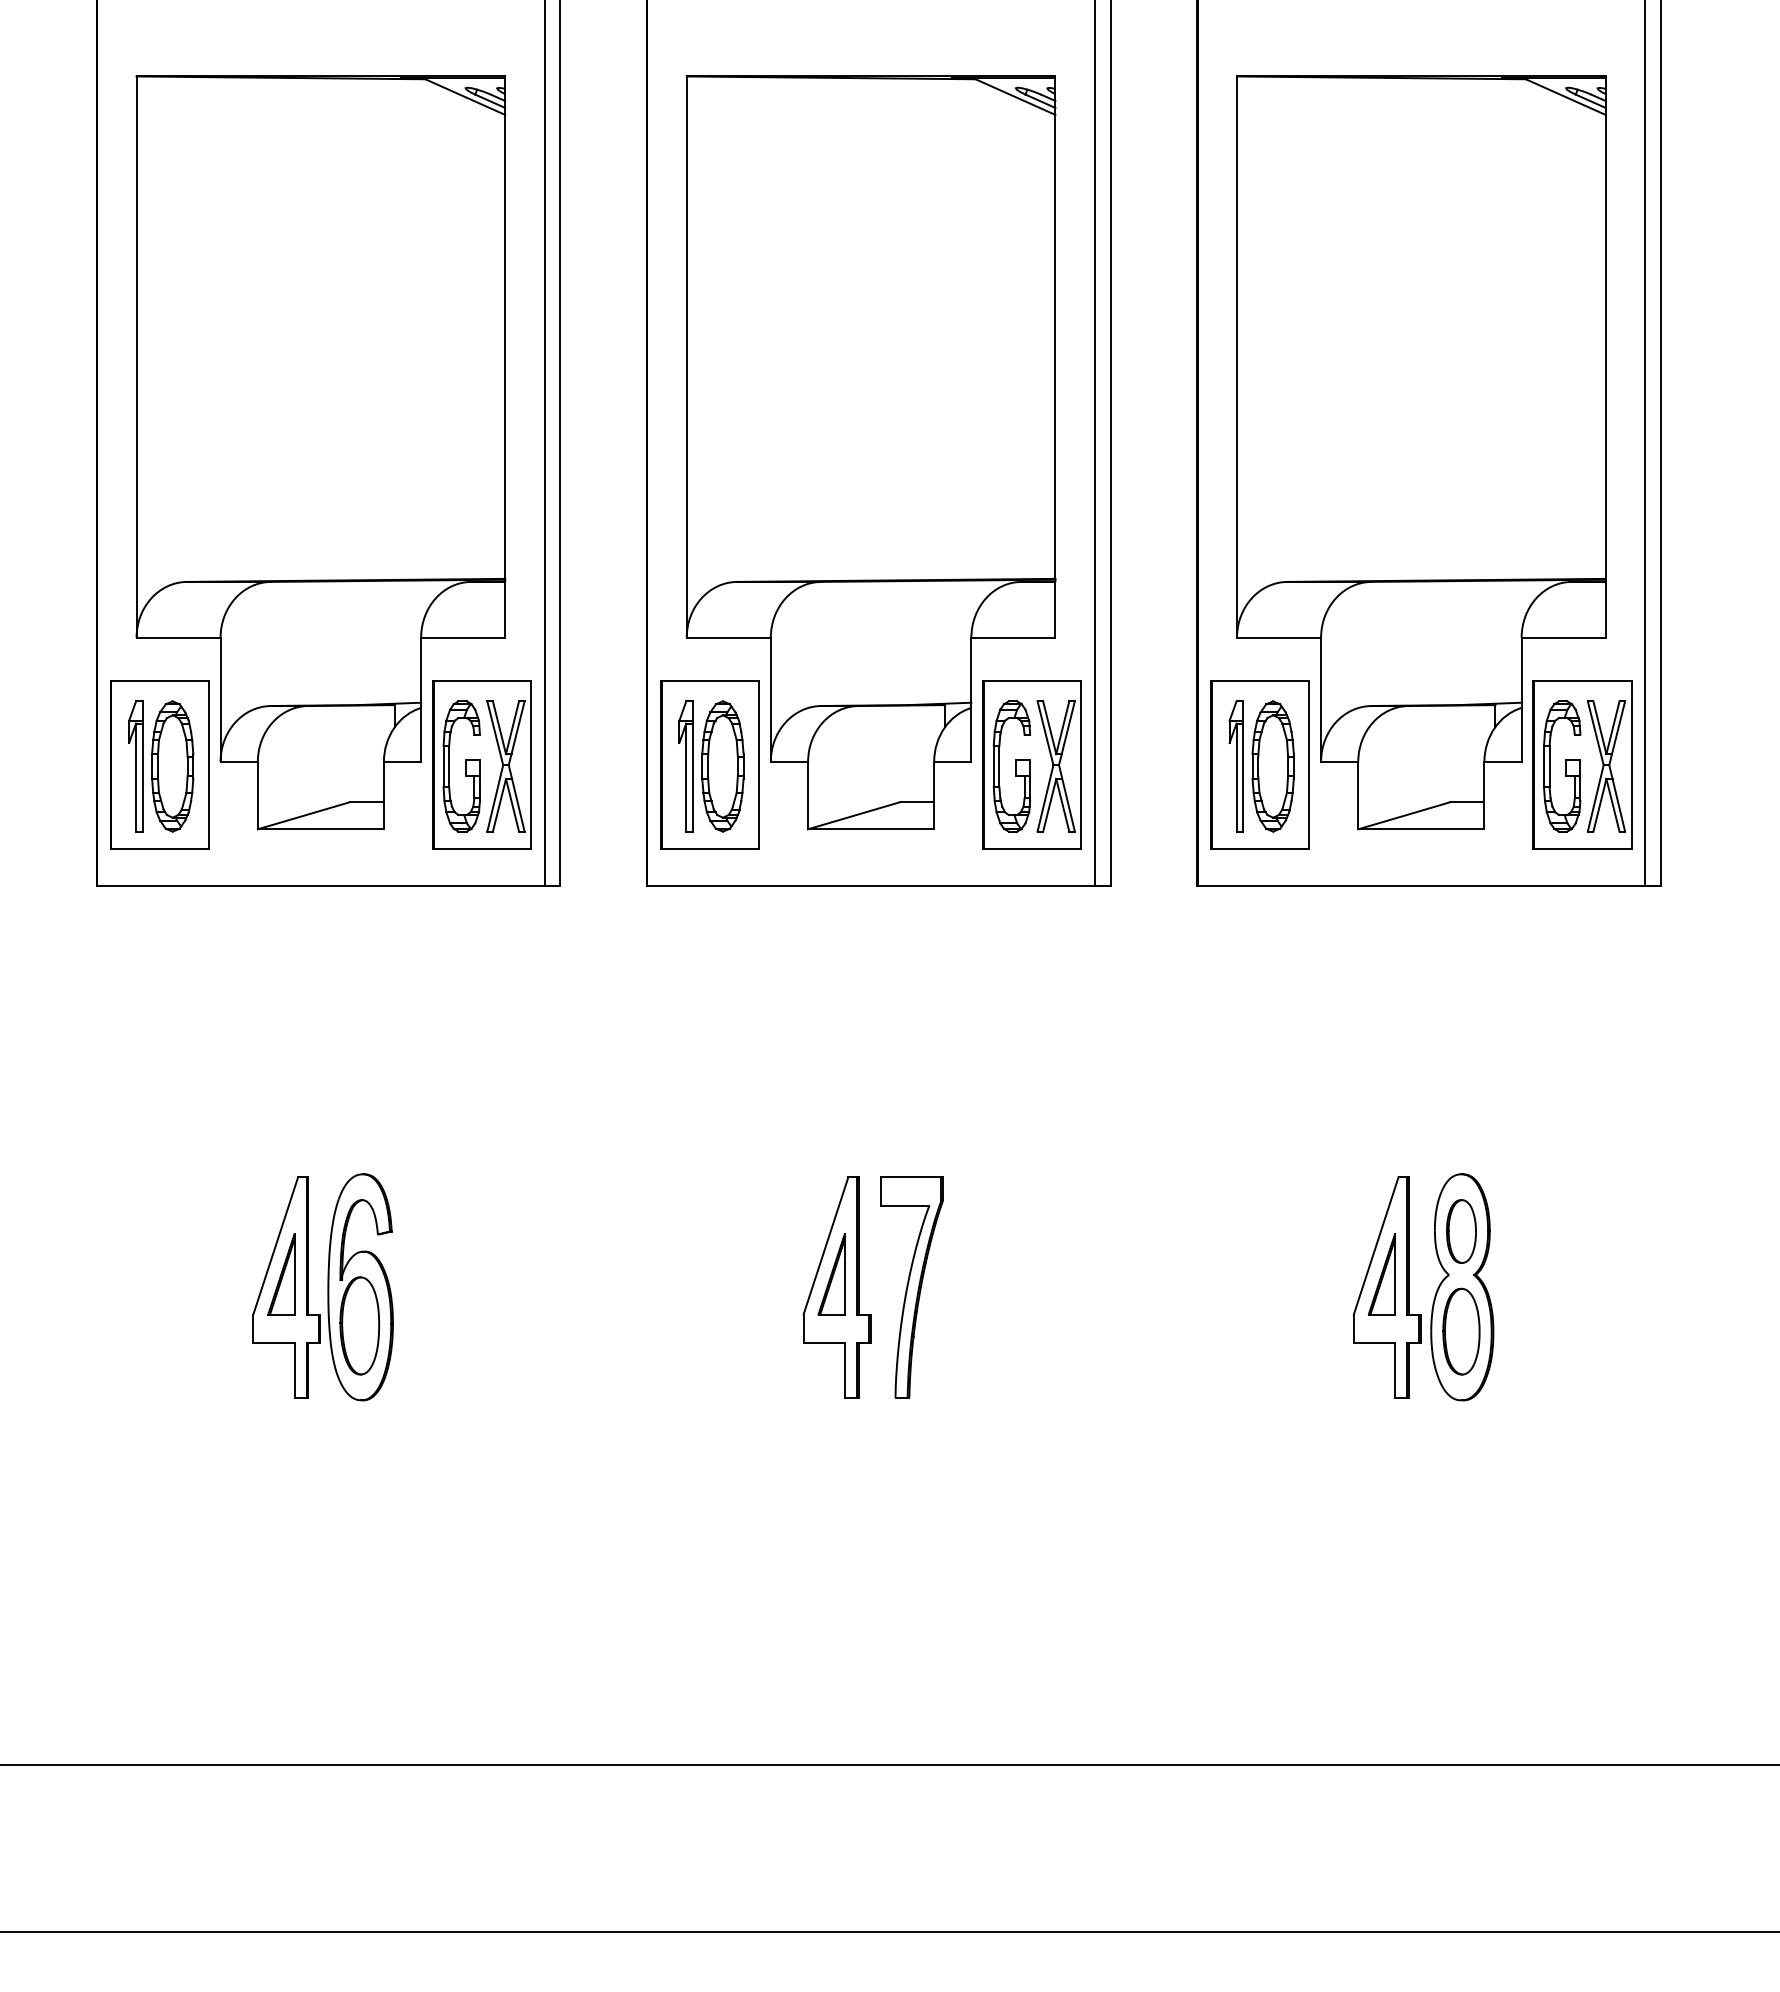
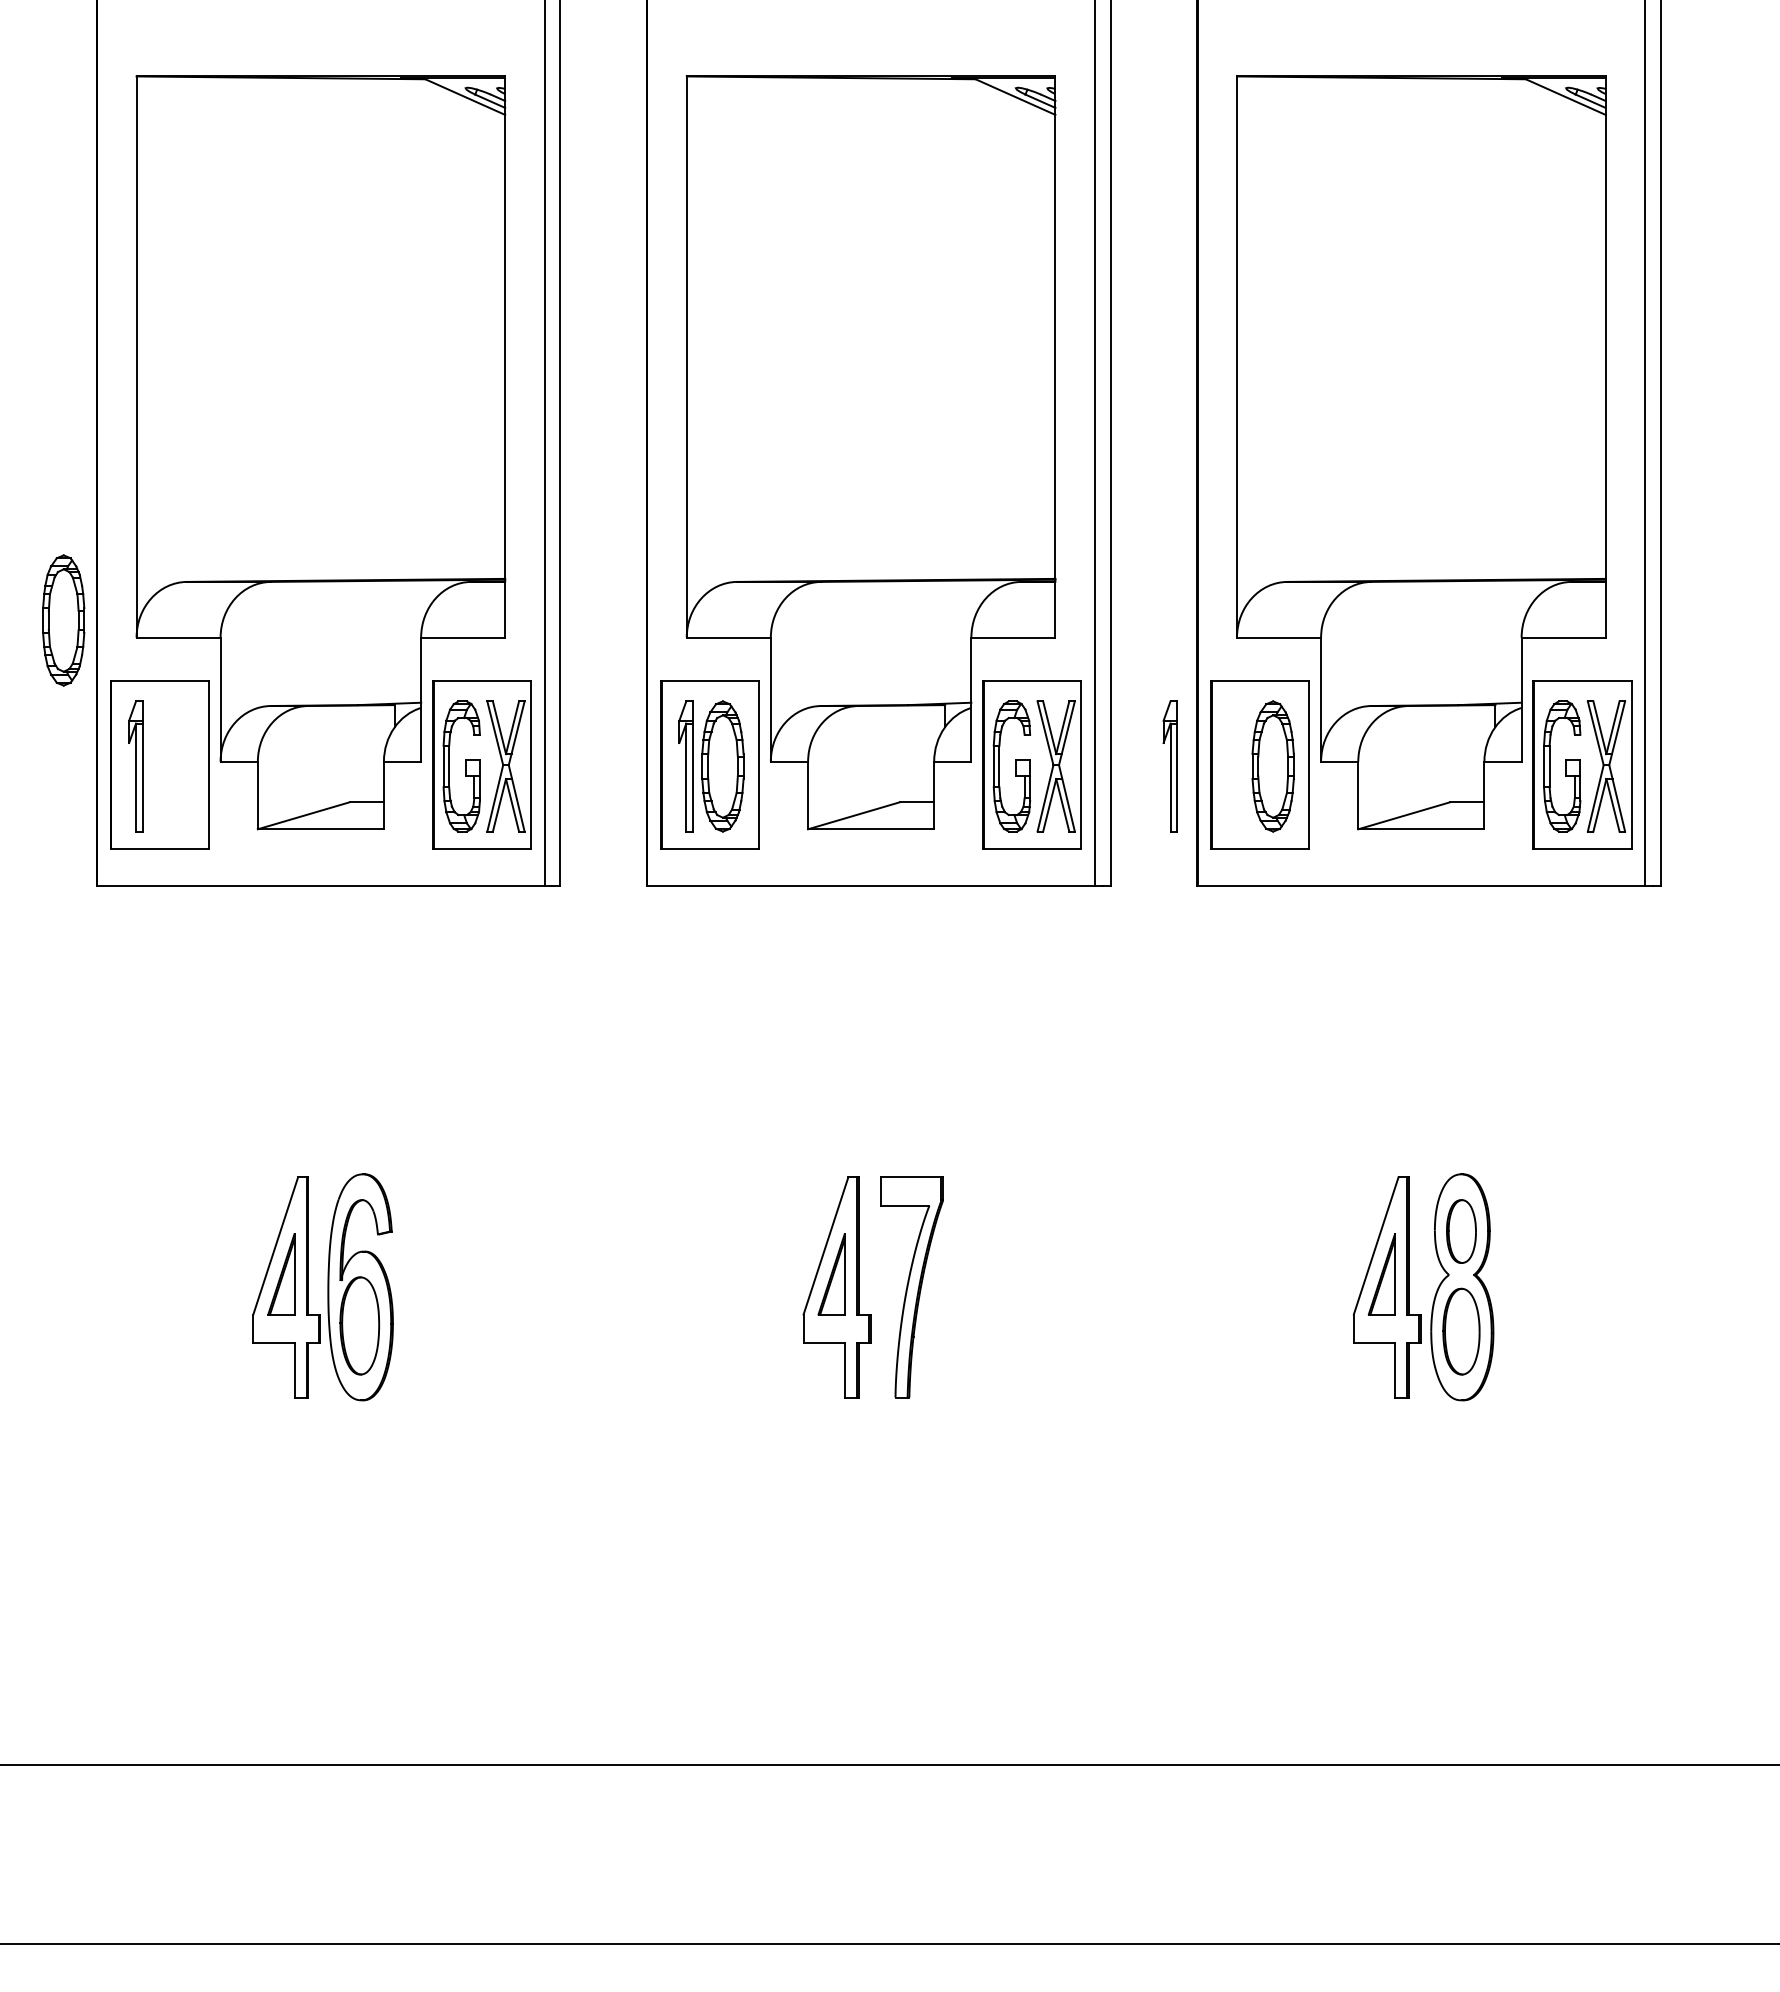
part position: (172, 766) -> (63, 620) (63, 620)
part position: (1235, 766) -> (1169, 766) (1169, 766)
line position: (889, 1932) -> (889, 1944) (889, 1944)
